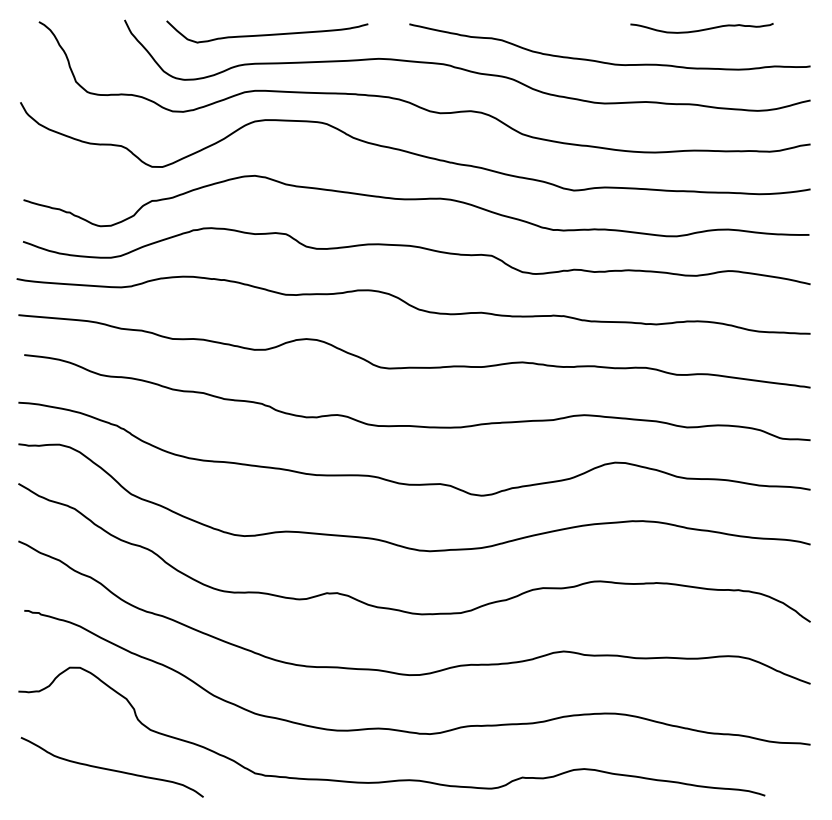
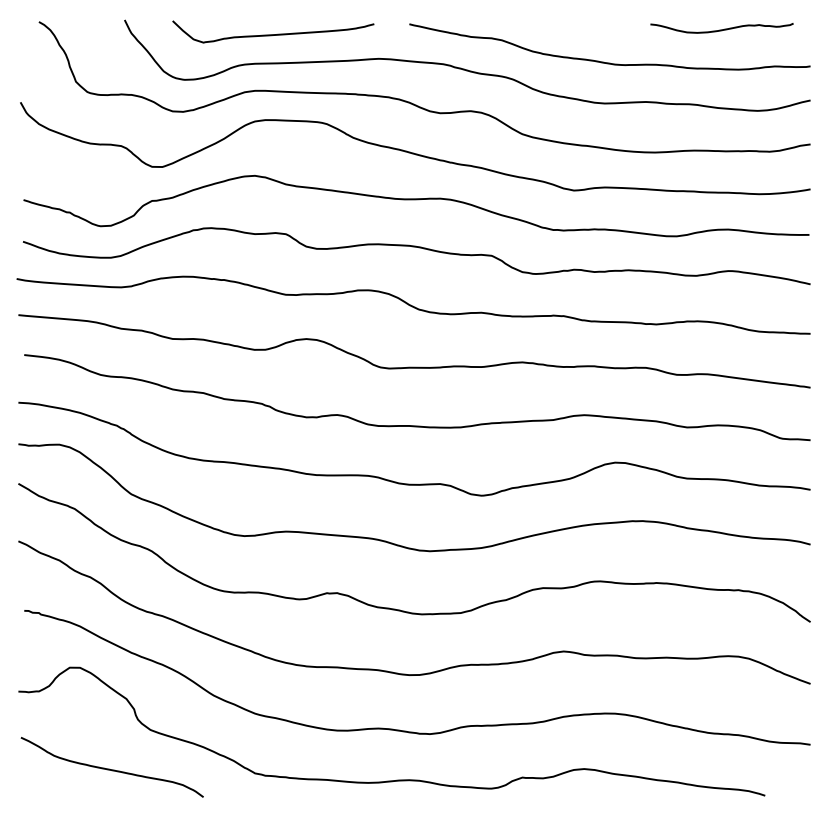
curve position: (701, 29) -> (721, 29) (721, 29)
curve position: (267, 34) -> (273, 34) (273, 34)
